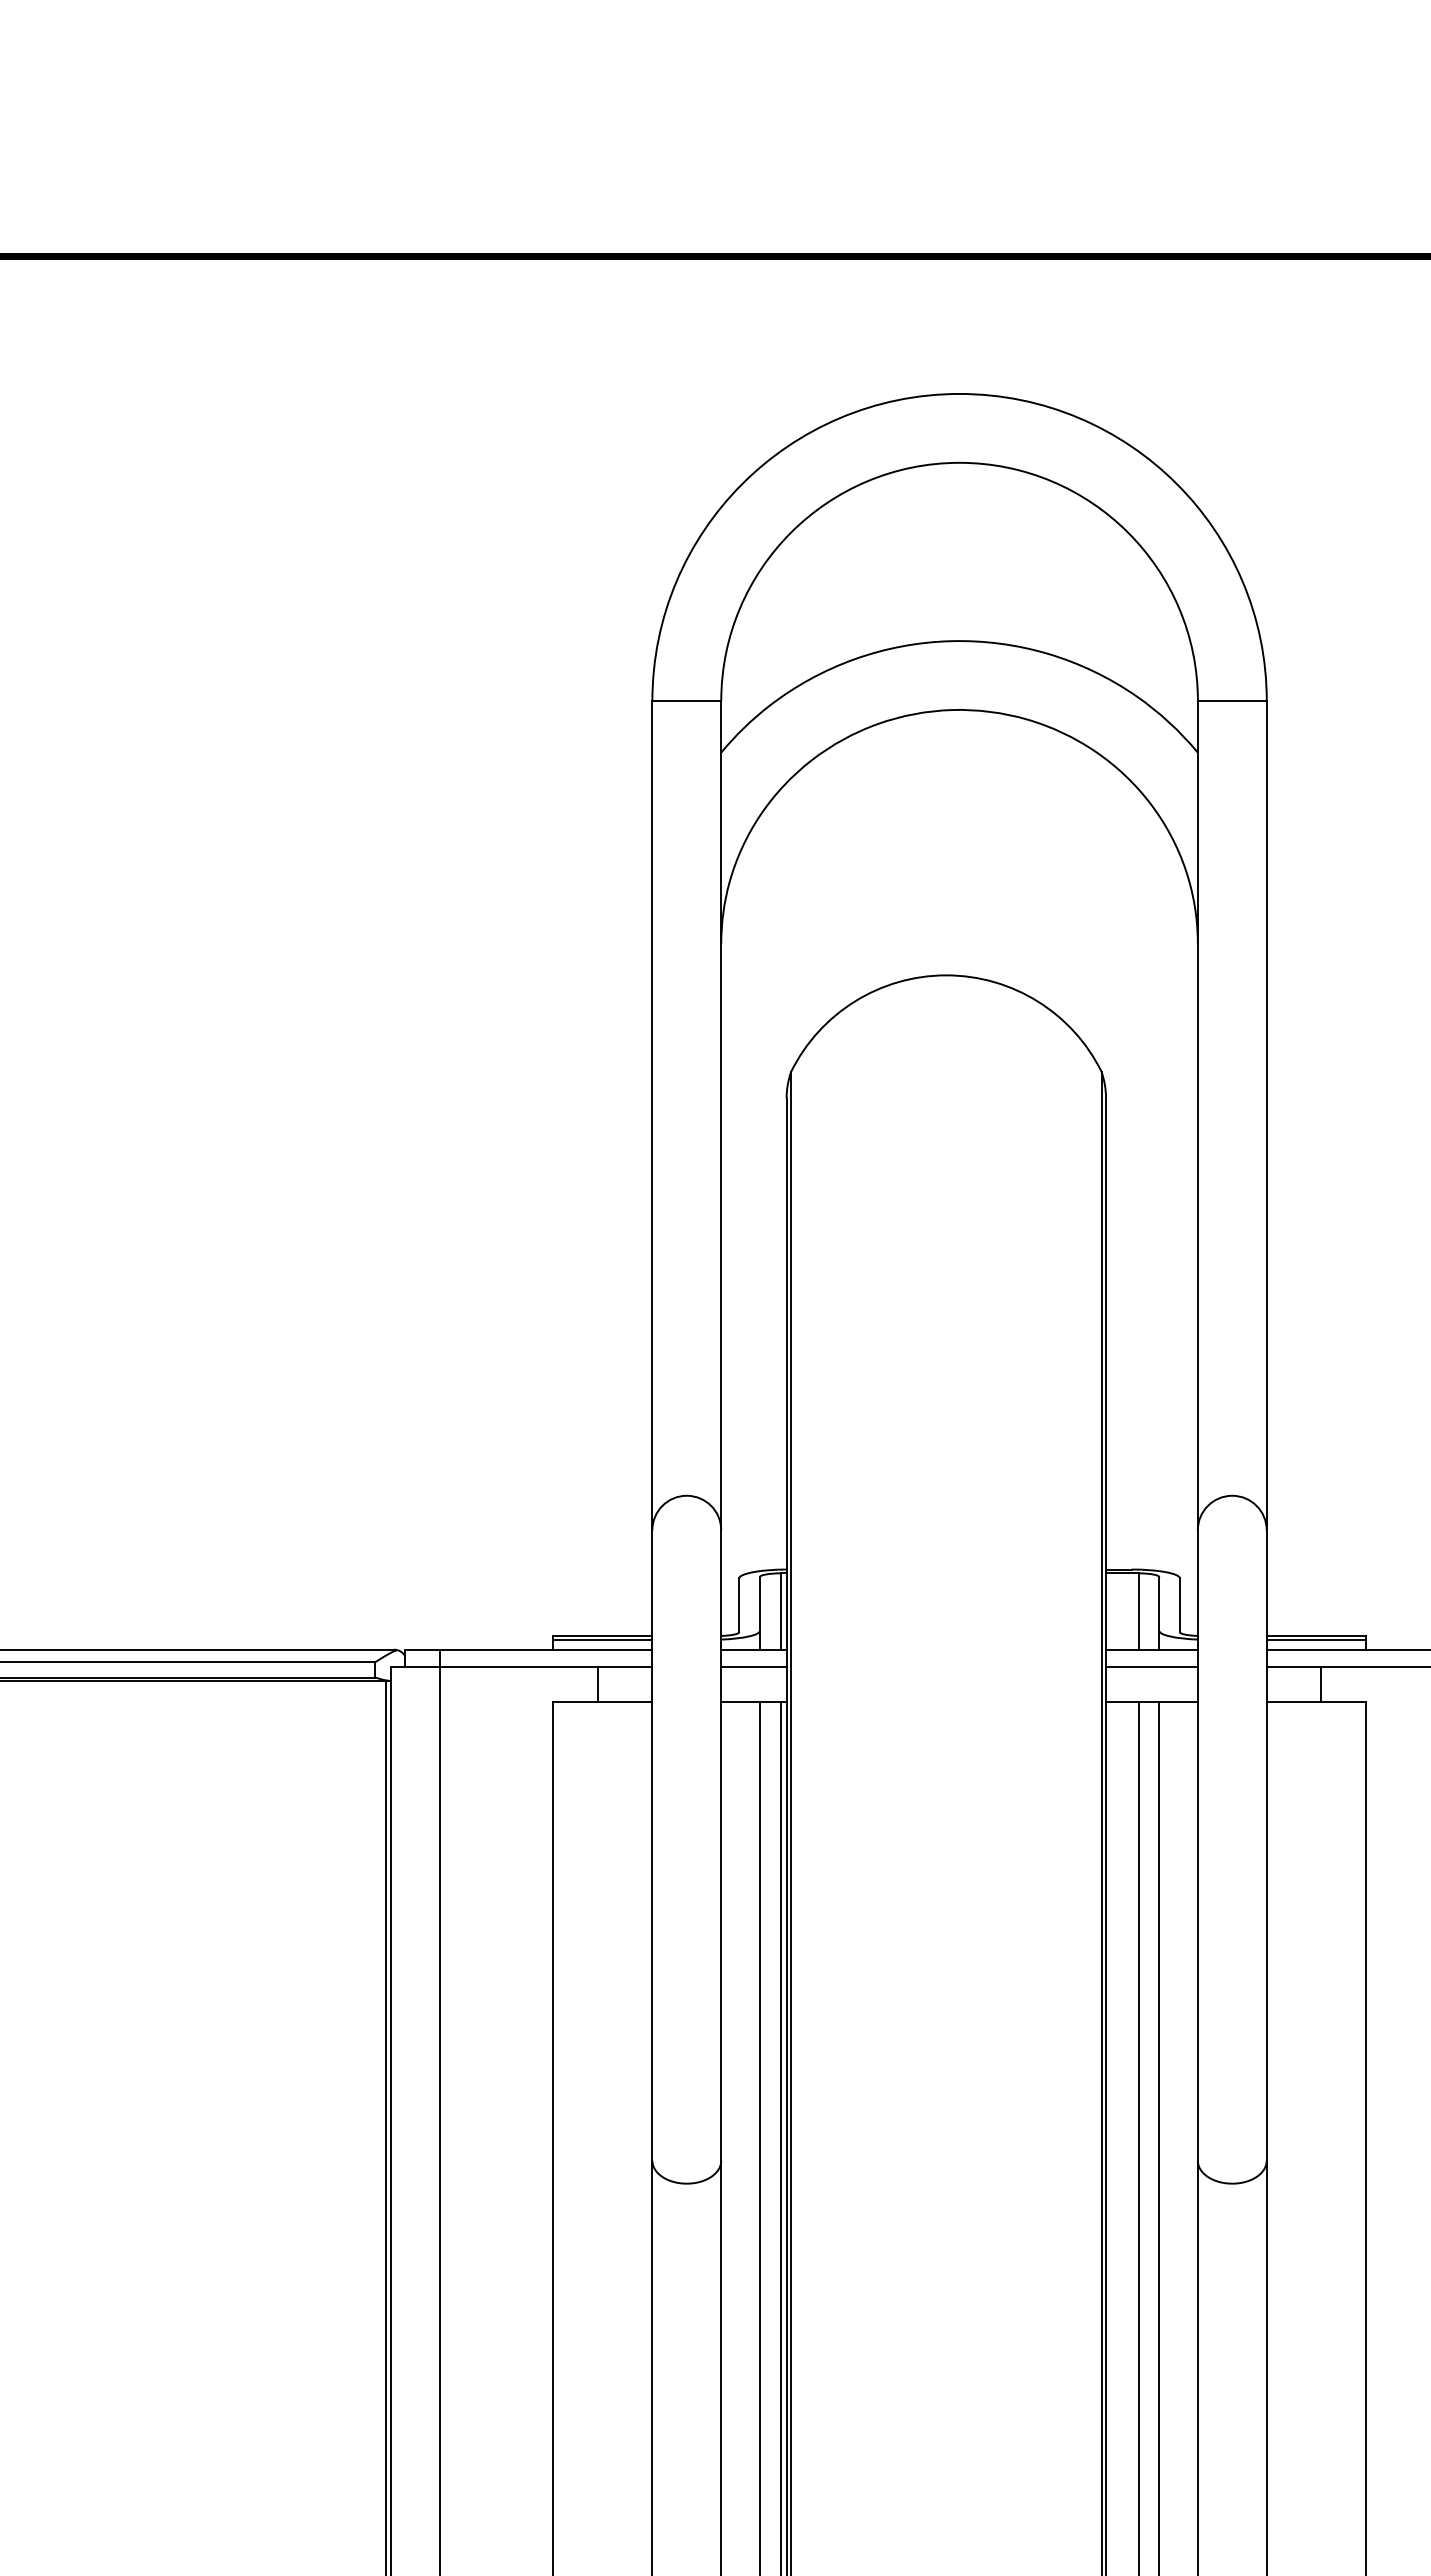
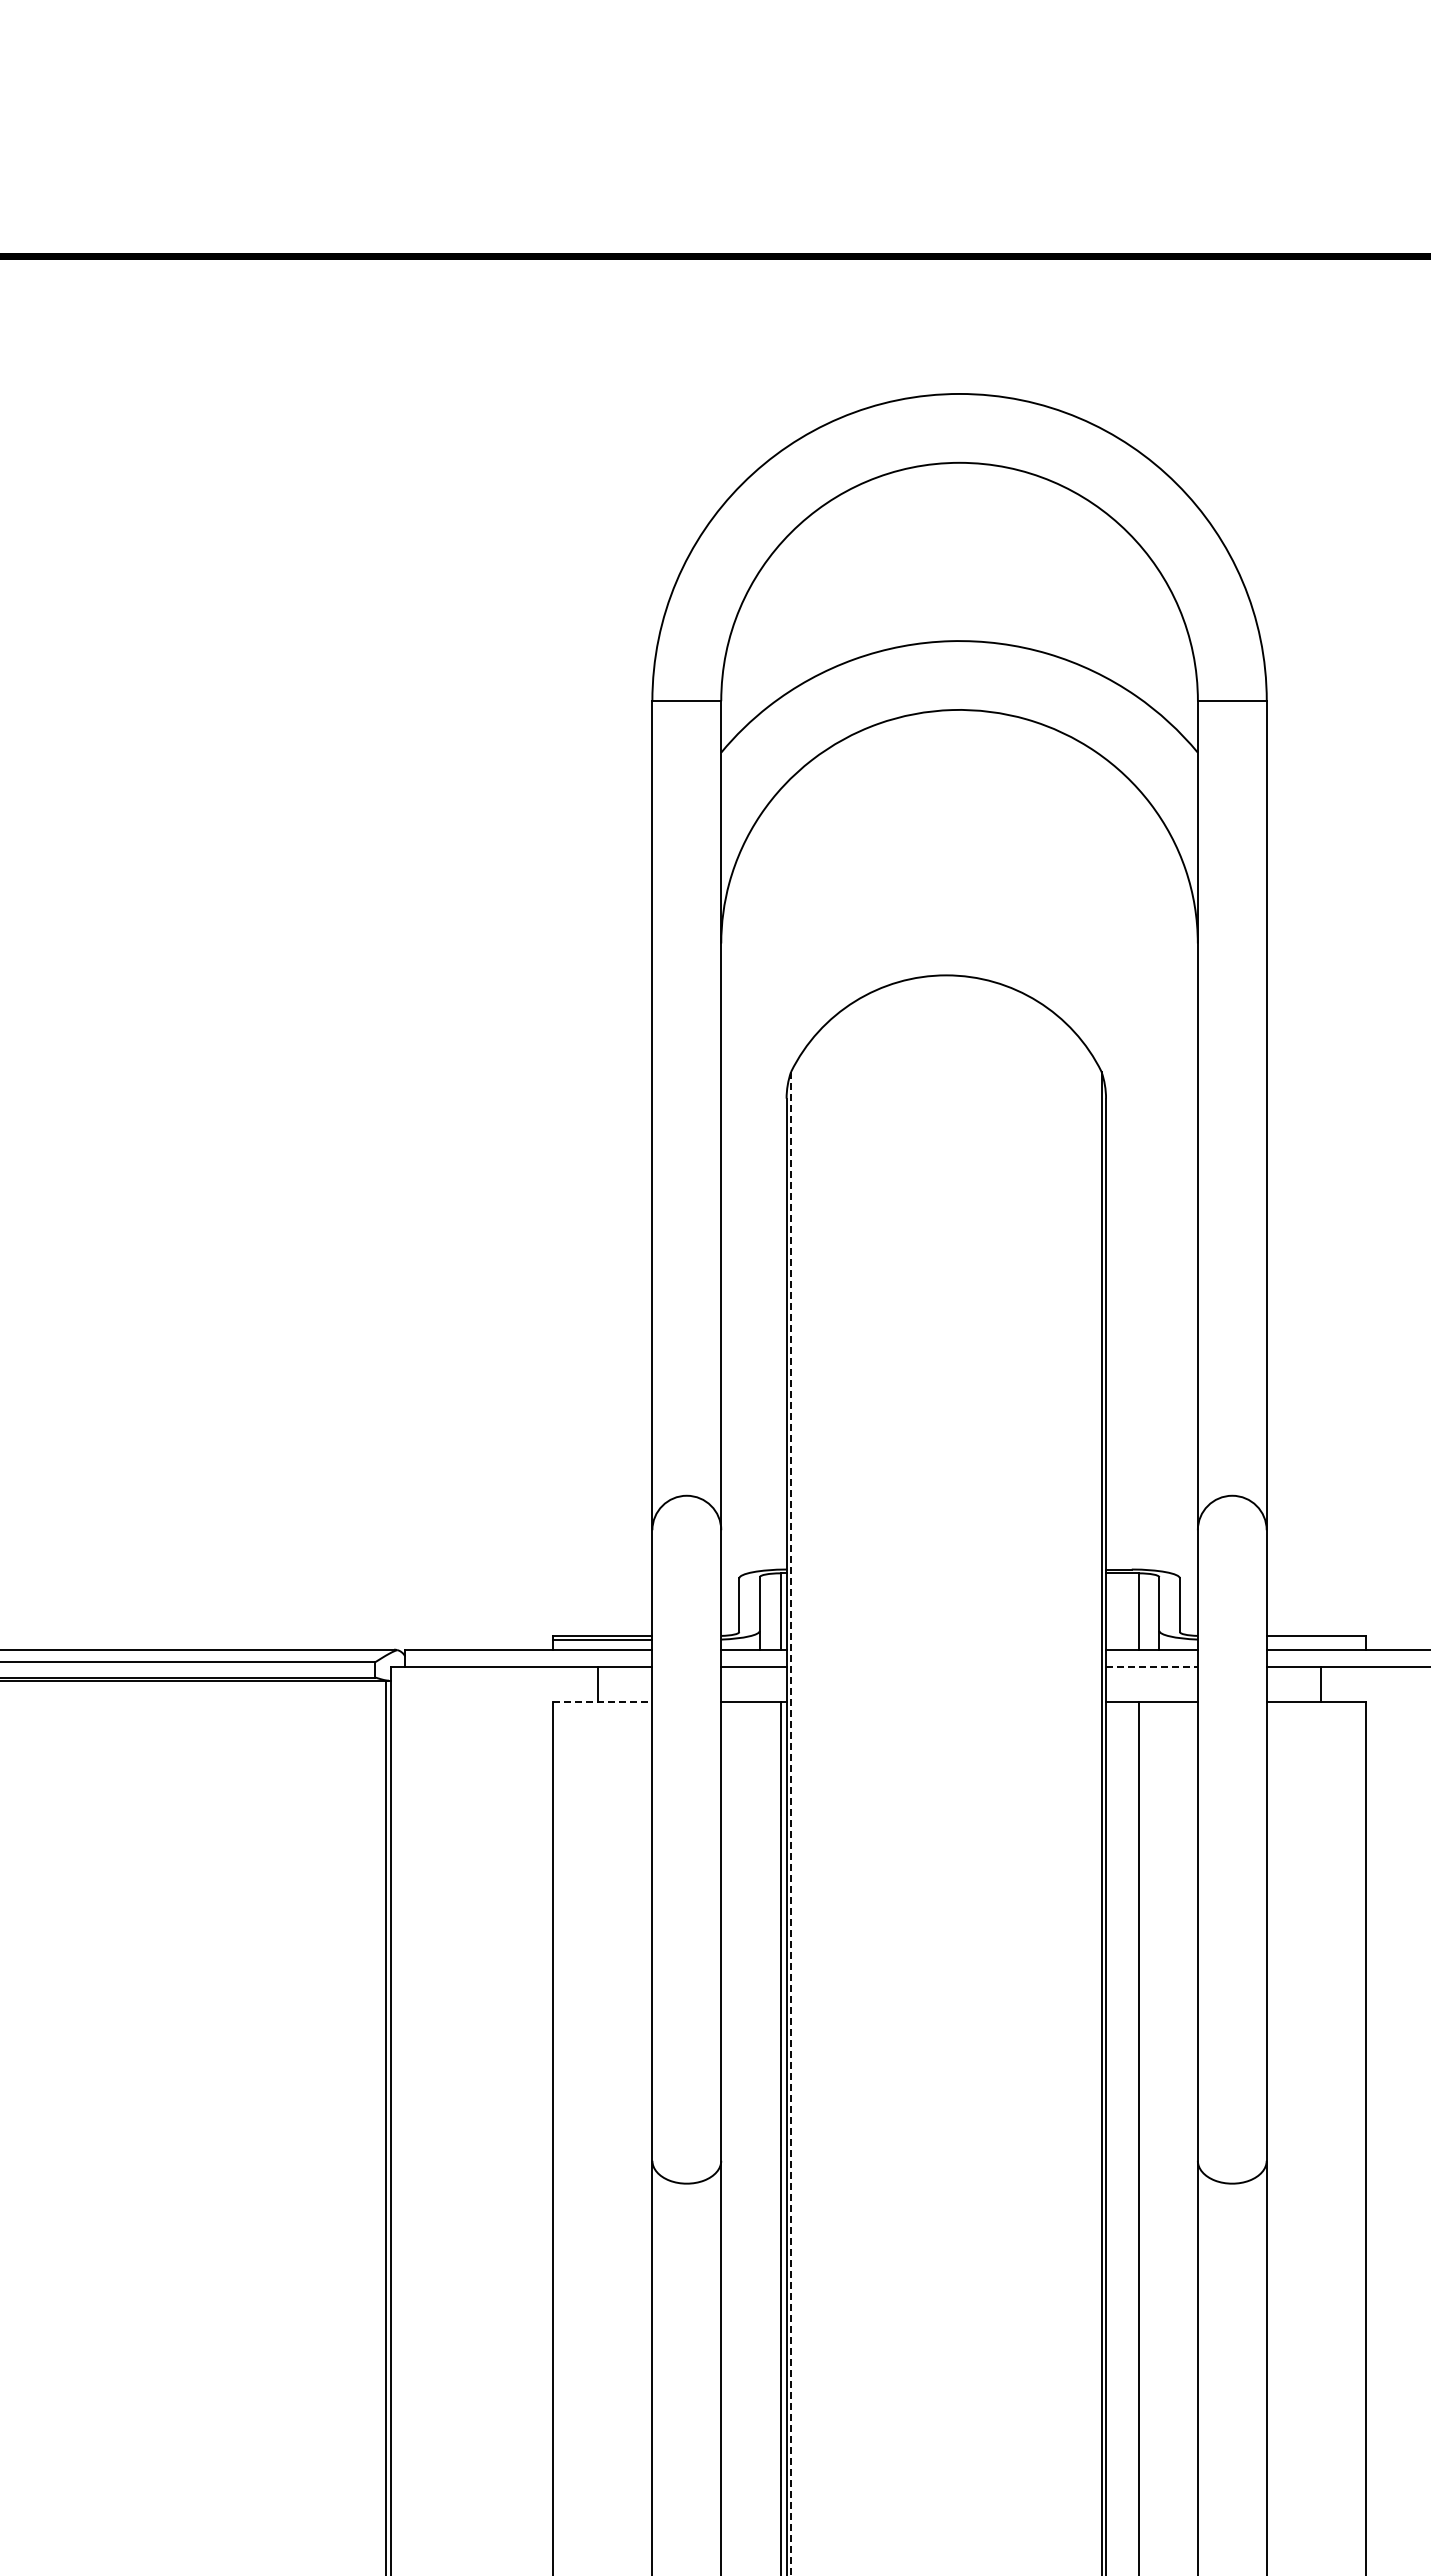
line: present -> none (1315, 1639)
line: solid -> dashed (1151, 1666)
line: solid -> dashed (602, 1702)
line: solid -> dashed (791, 1823)
line: present -> none (439, 2110)
line: present -> none (759, 2137)
line: present -> none (1159, 2137)
